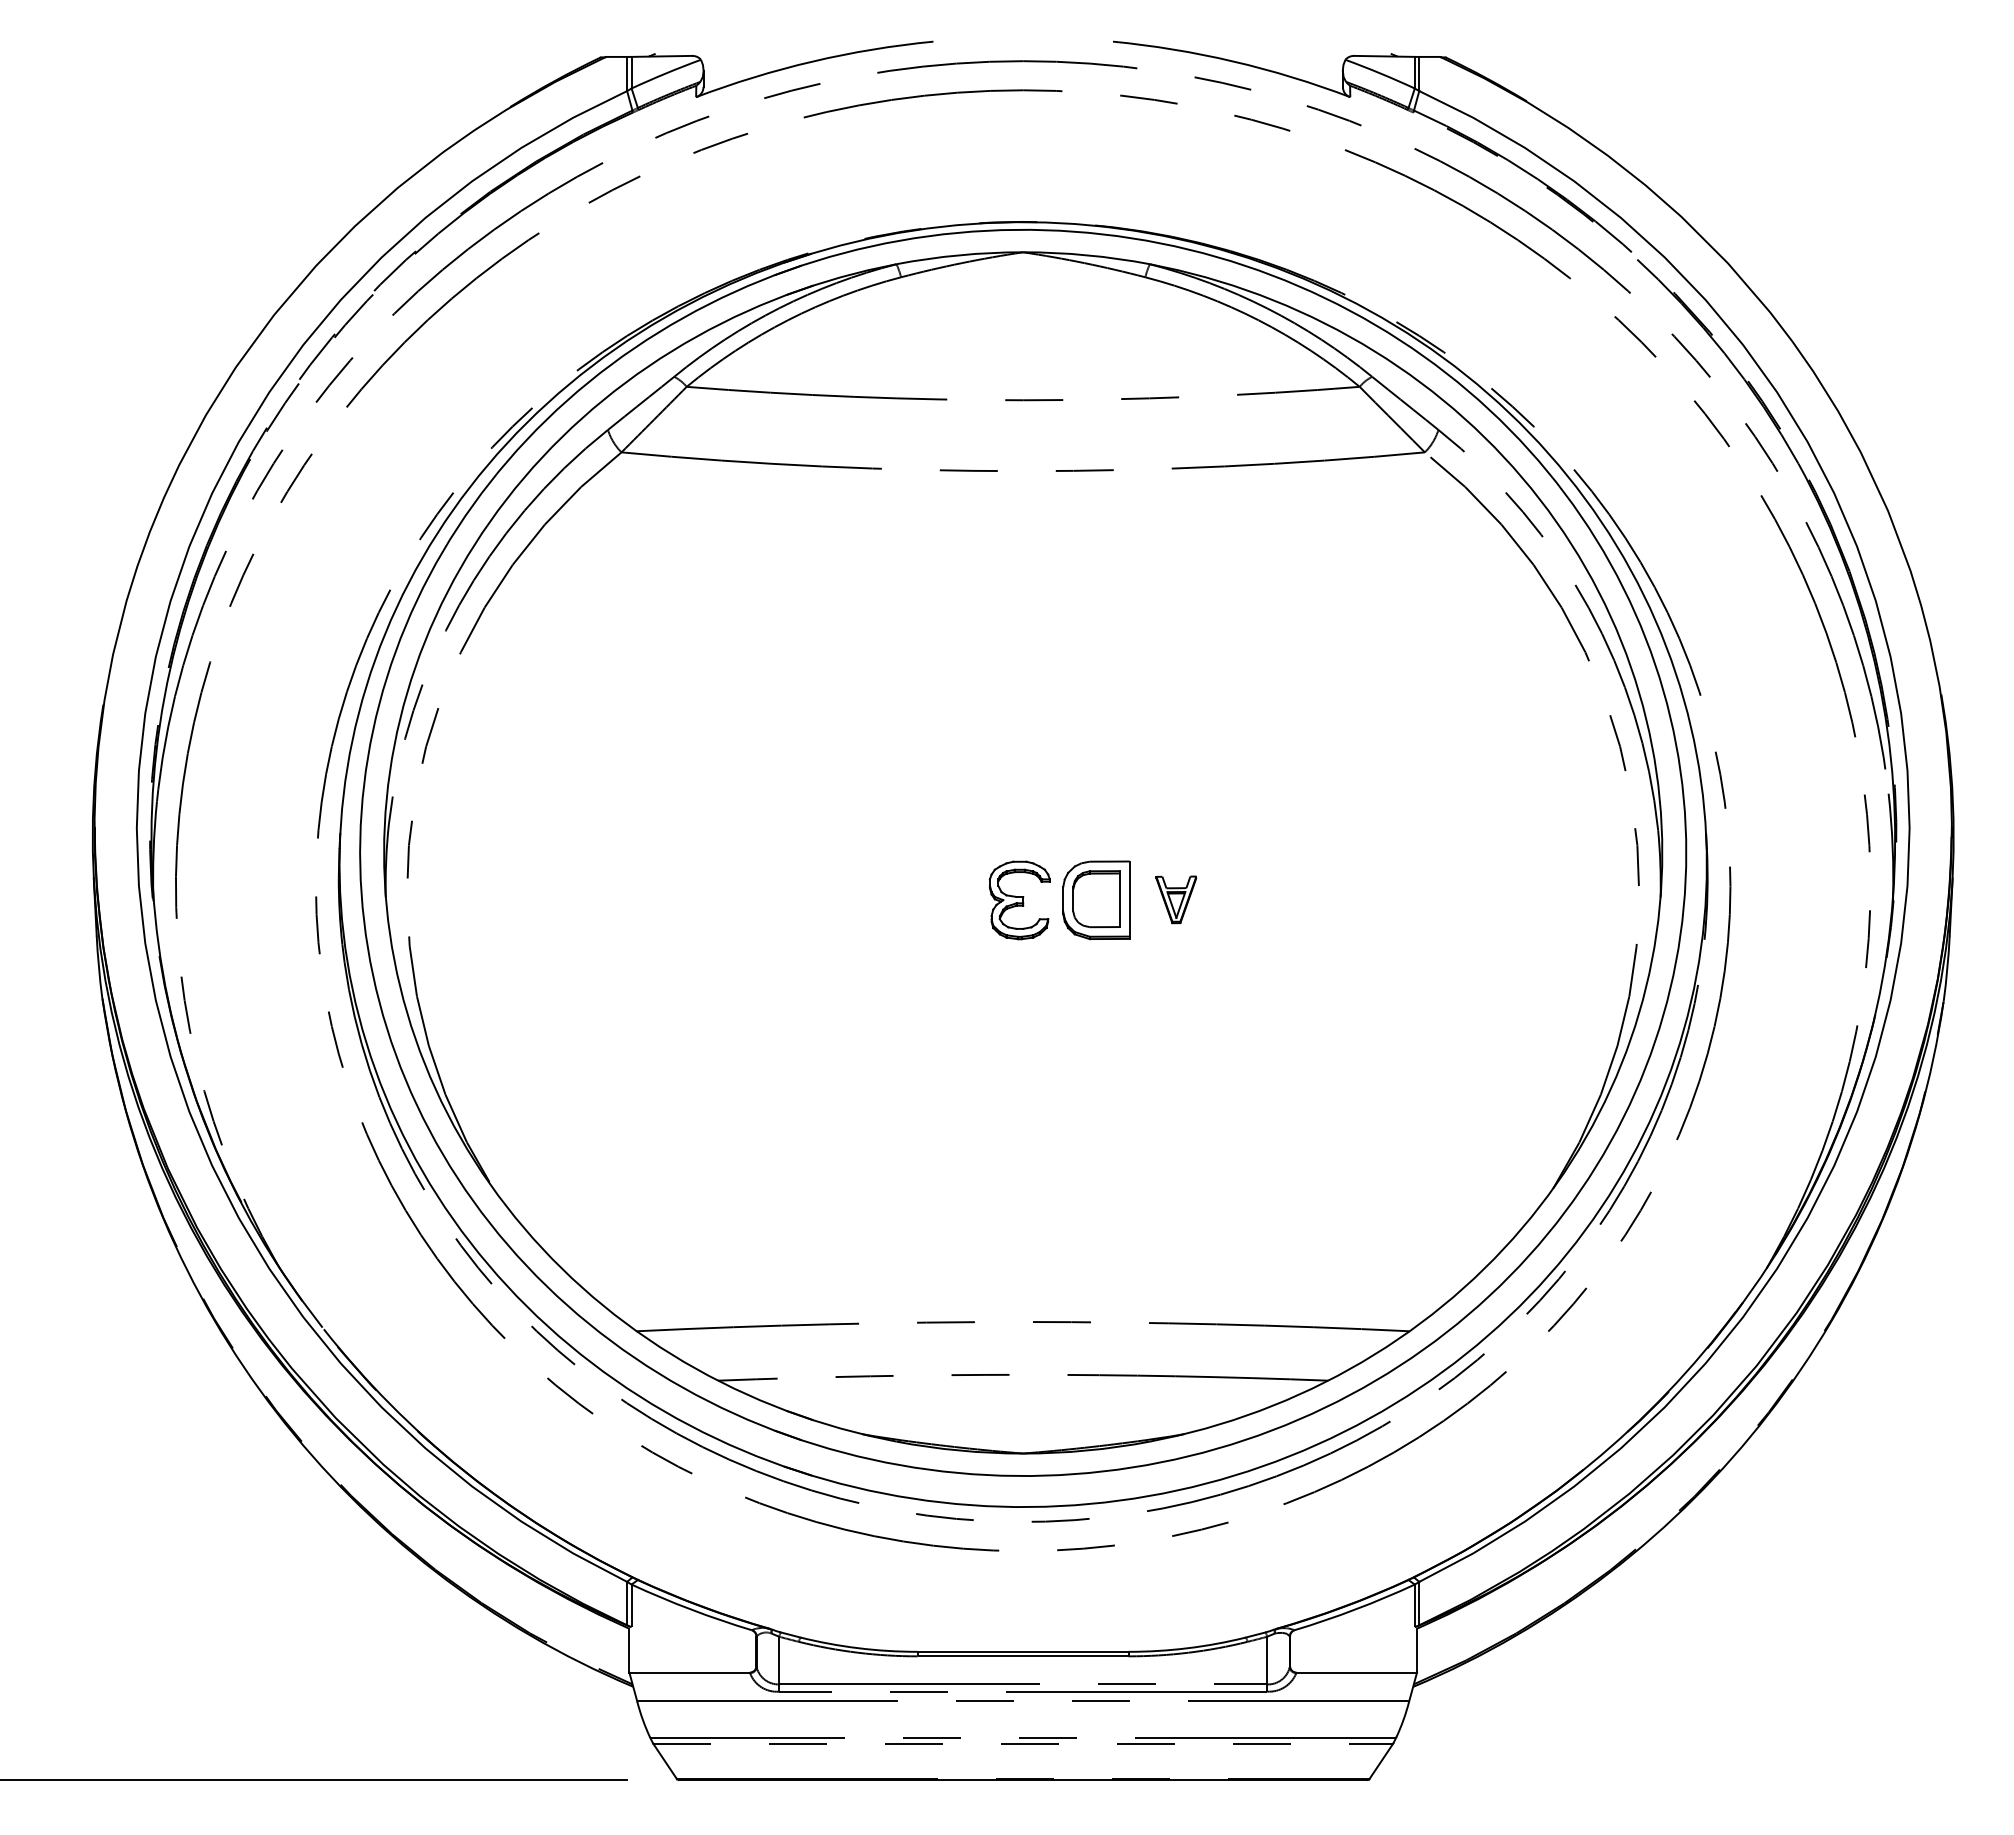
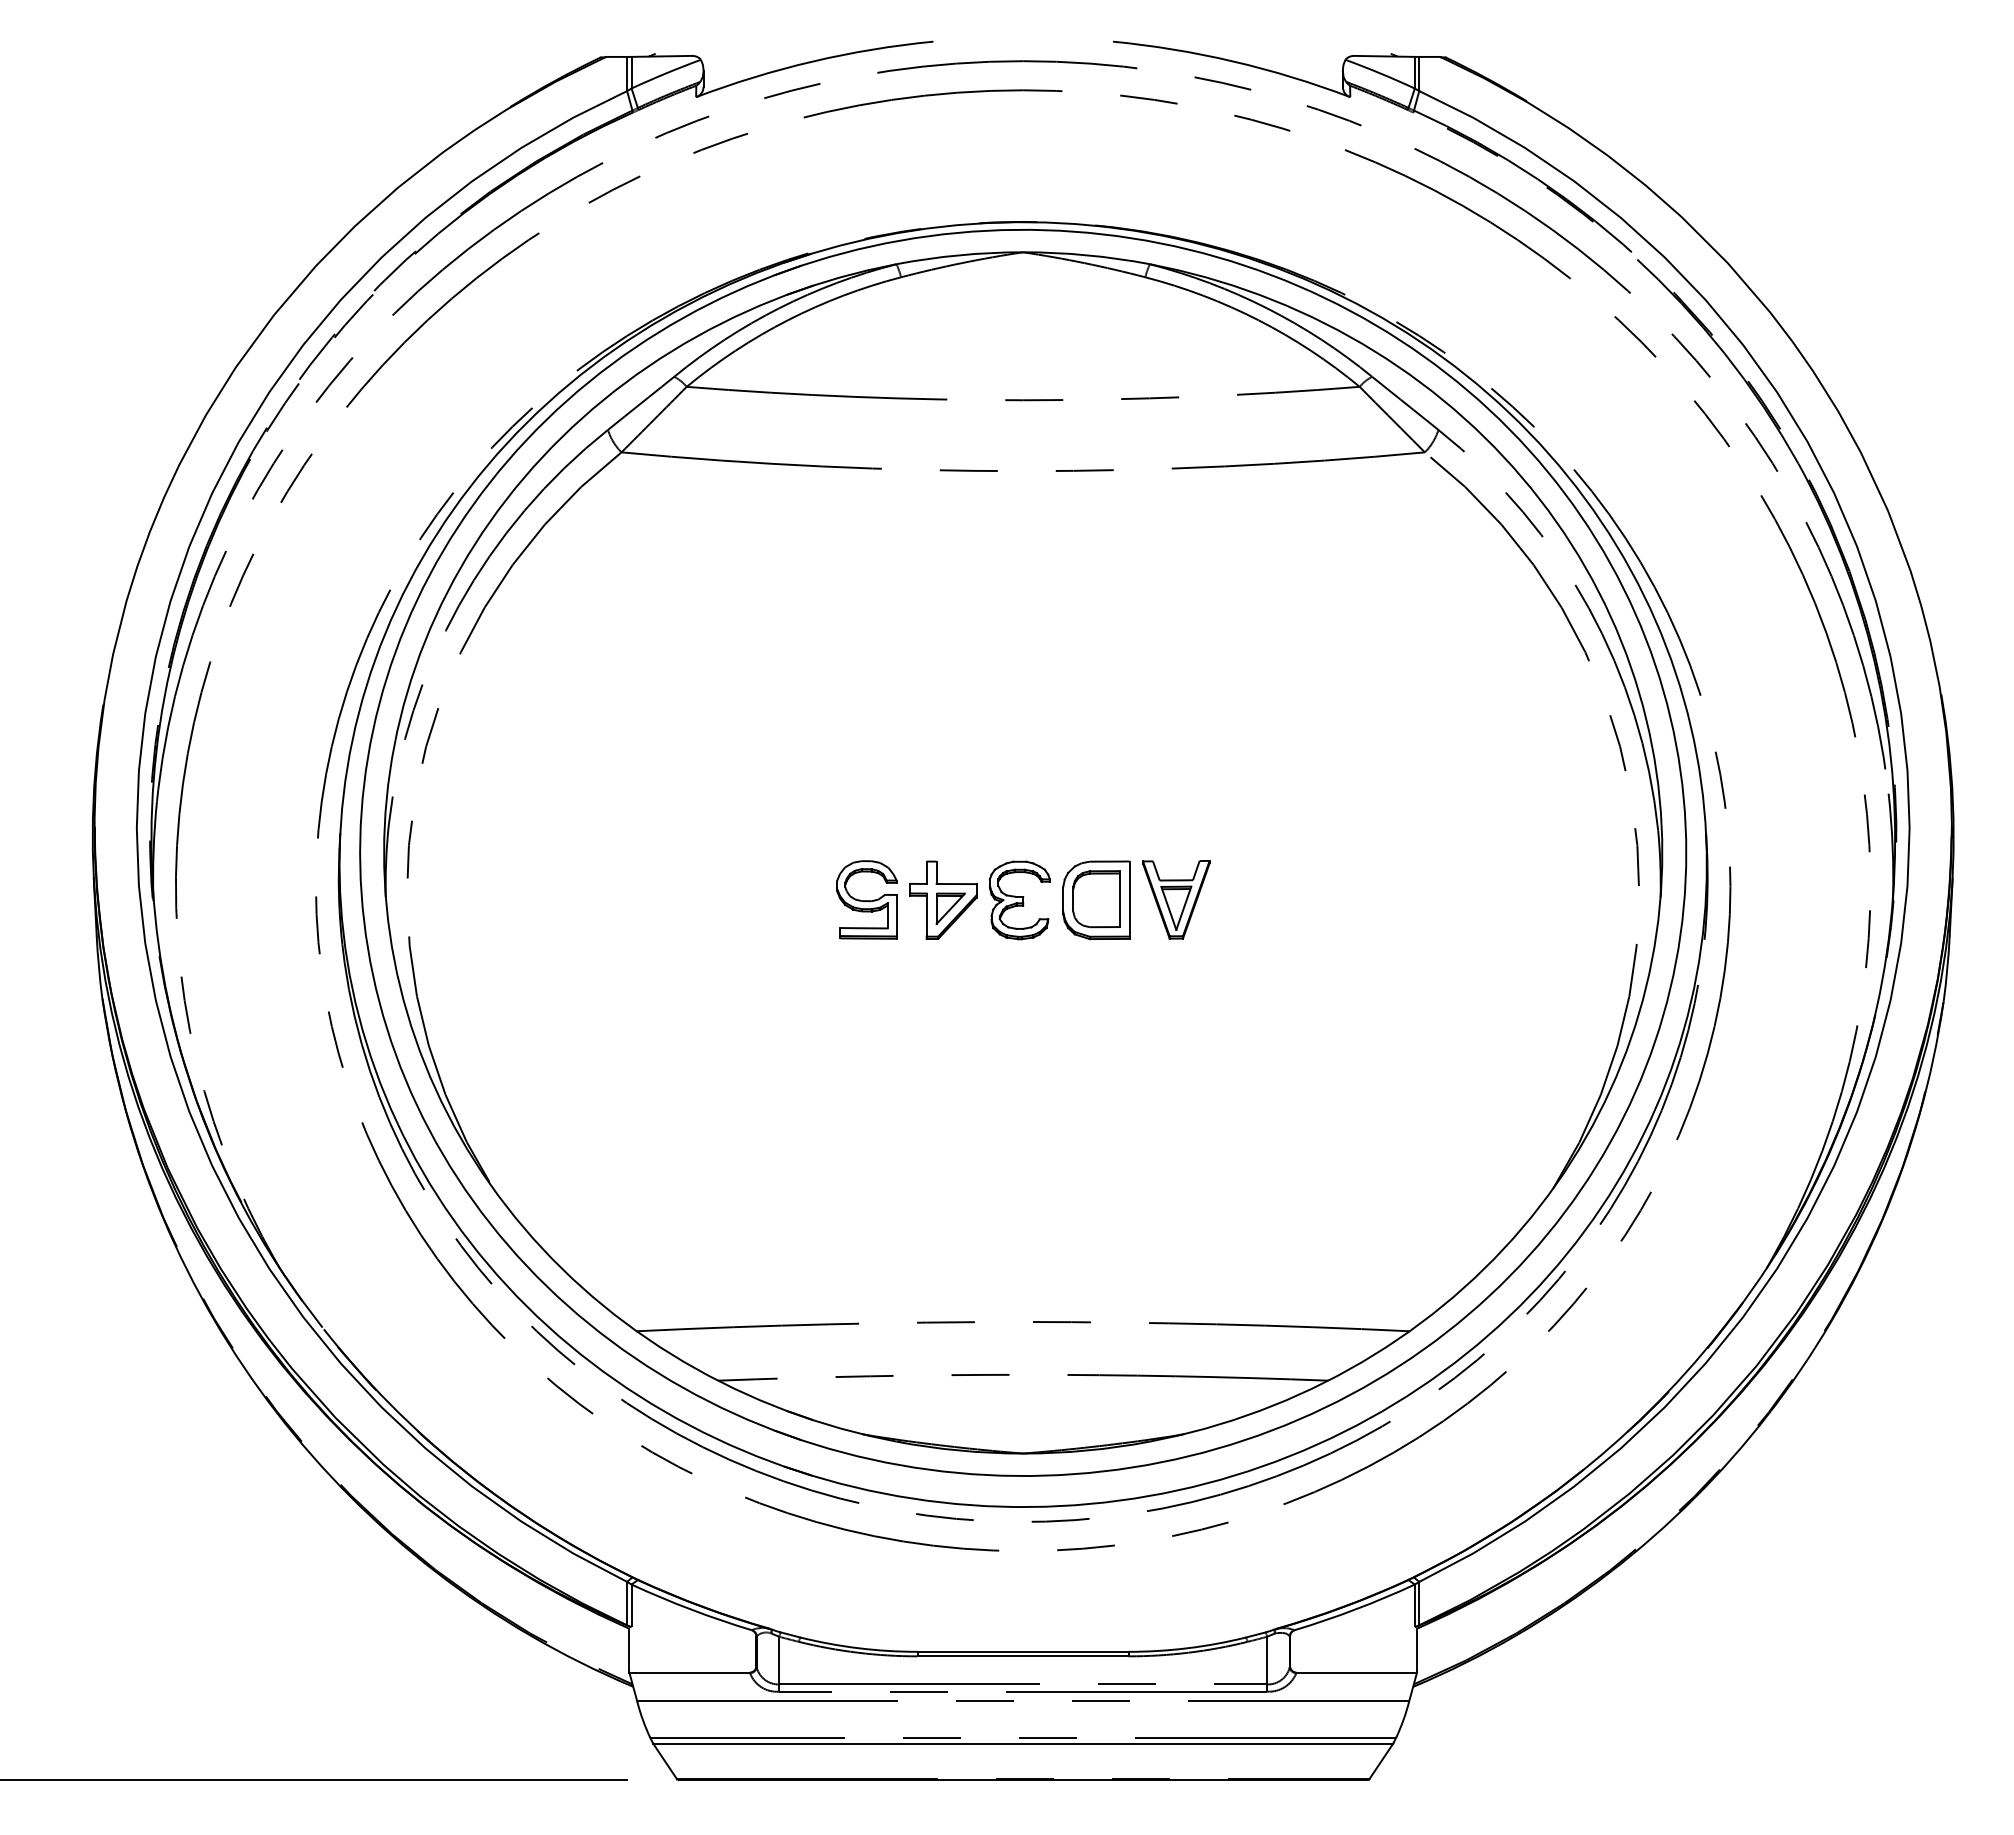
part: none -> present (866, 899)
part: none -> present (943, 899)
part size: 43x50 px -> 69x80 px (1176, 899)
line: dashed -> solid (1023, 1743)
